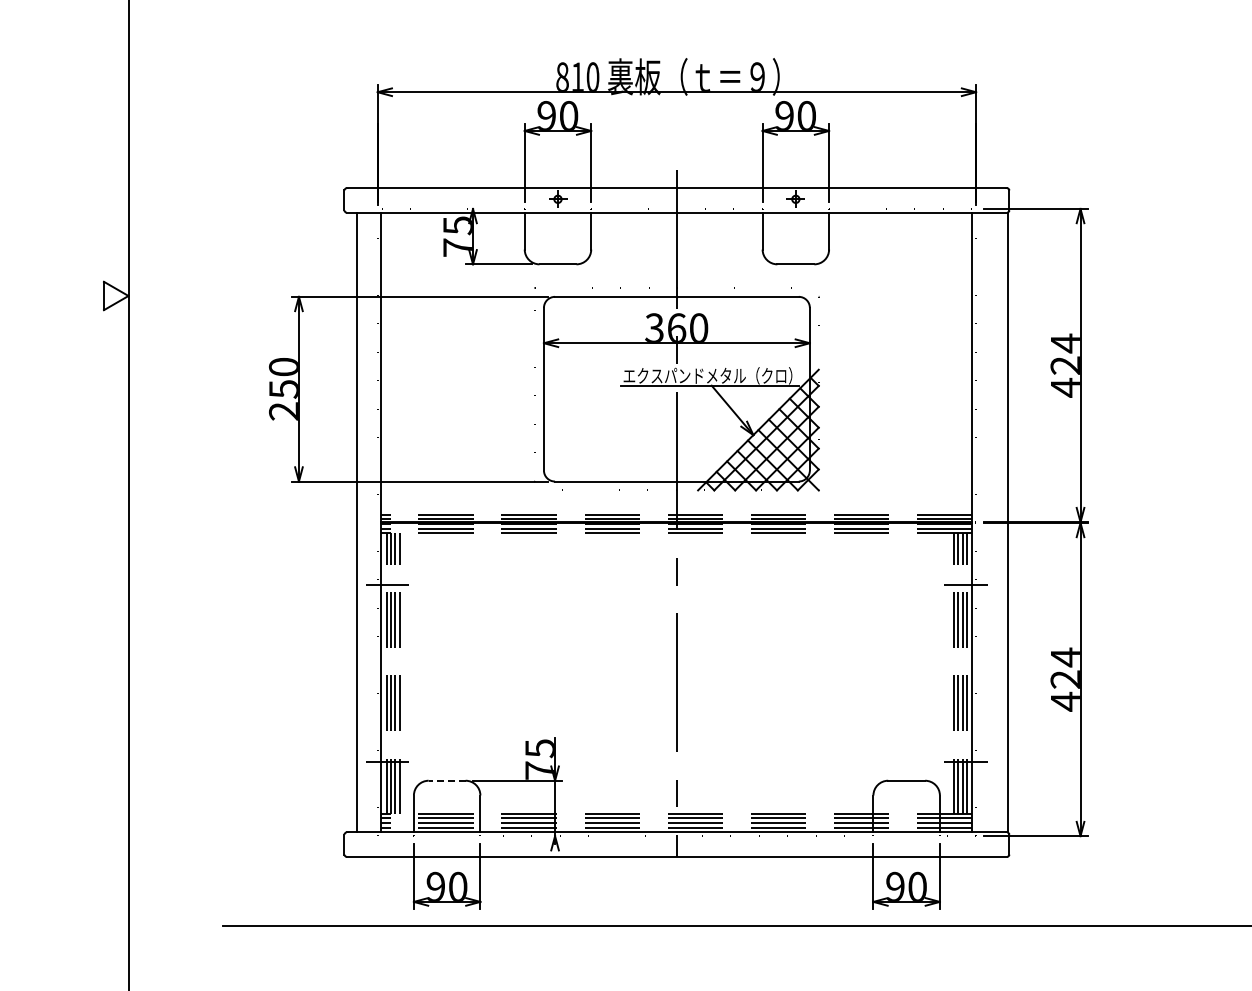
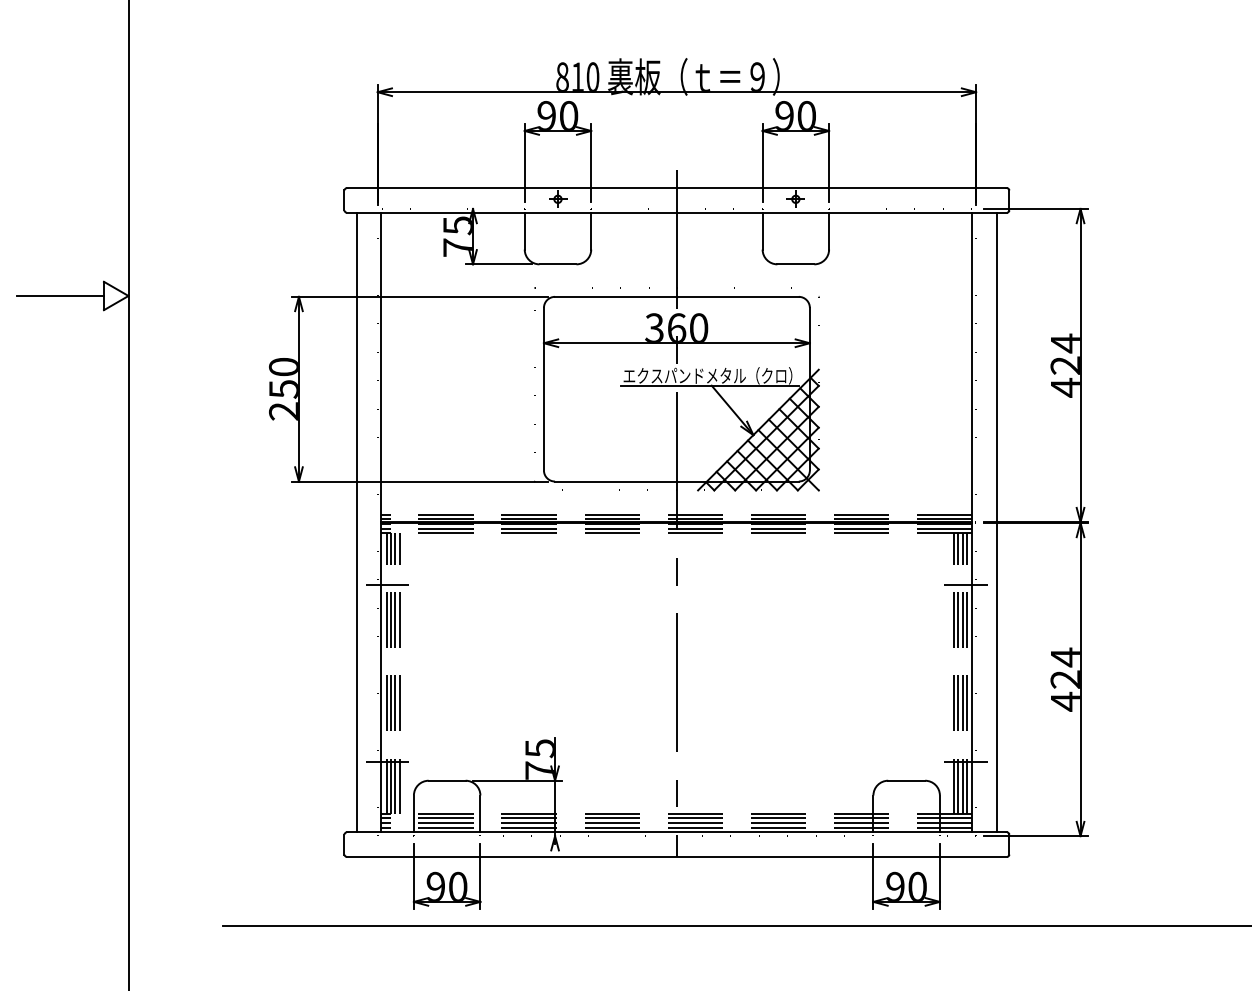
line: none -> present (60, 296)
line position: (1007, 522) -> (996, 522) (996, 522)
line: dashed -> solid (446, 780)
